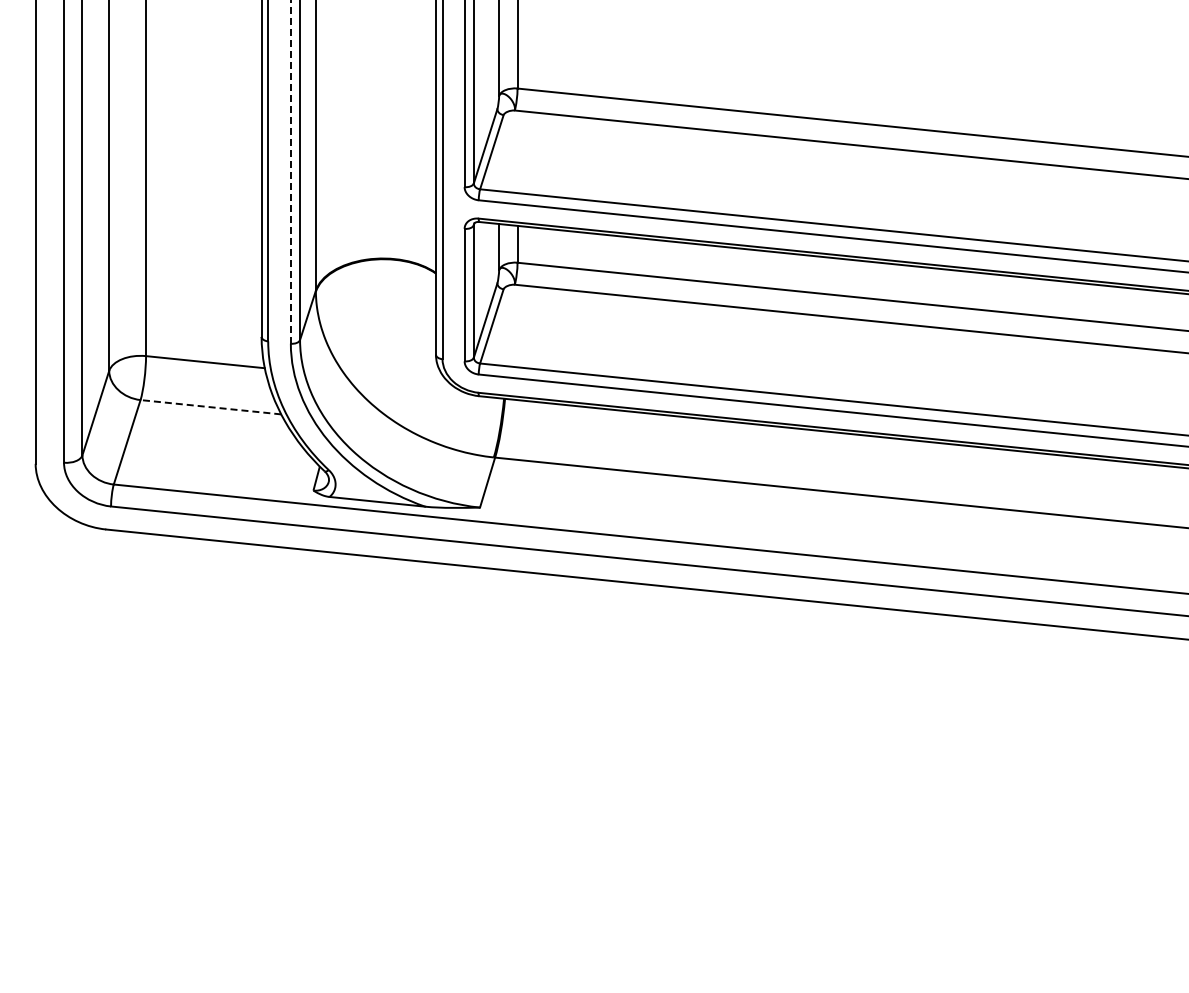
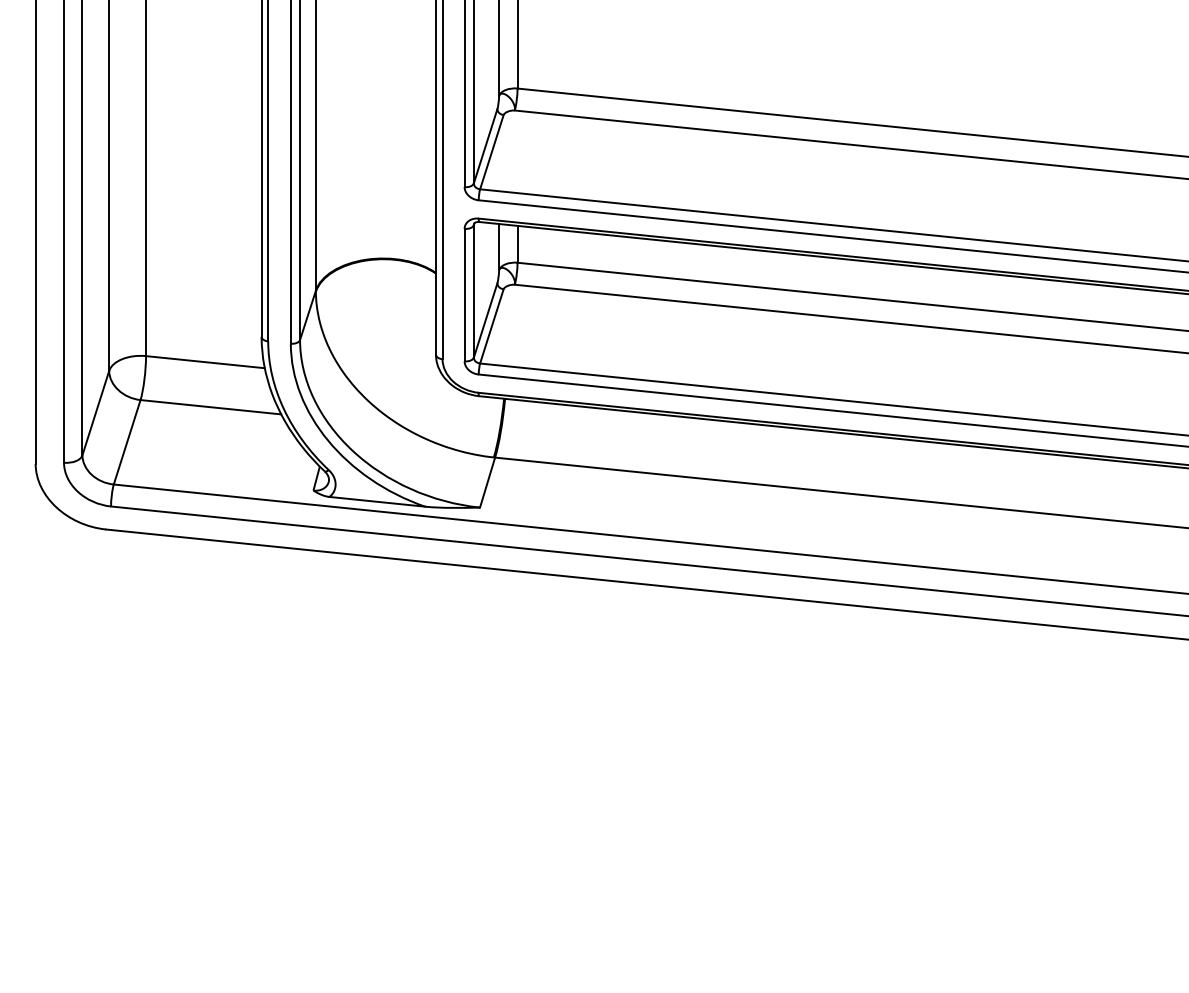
line: dashed -> solid (290, 171)
line: dashed -> solid (210, 407)
